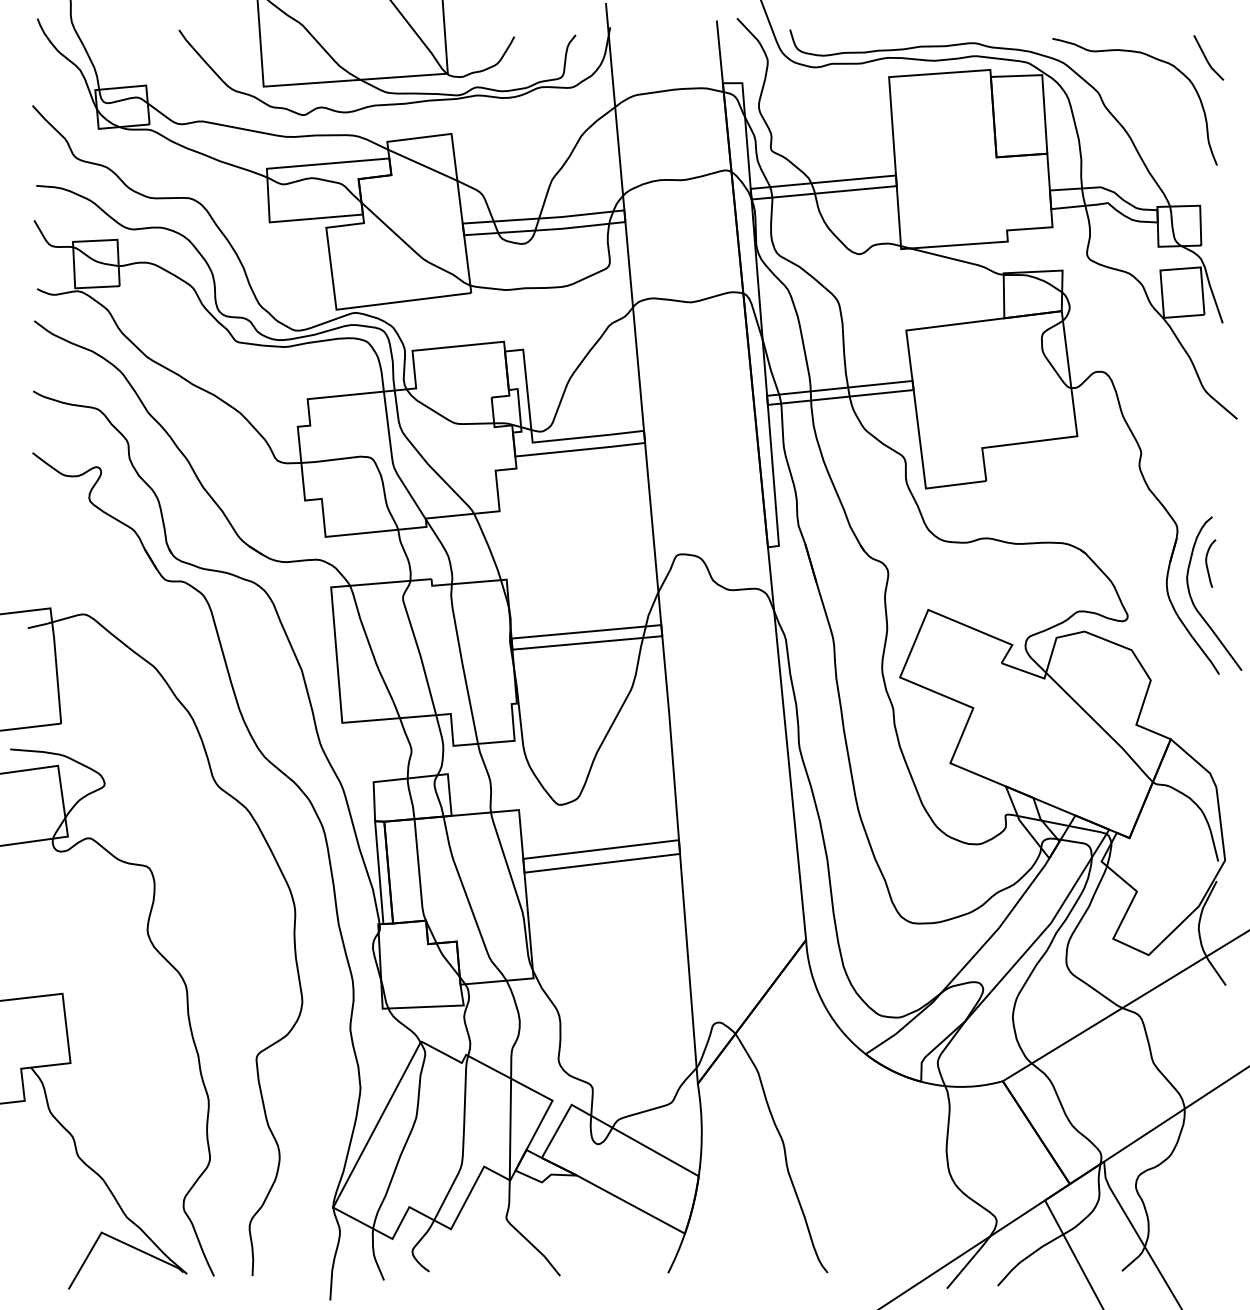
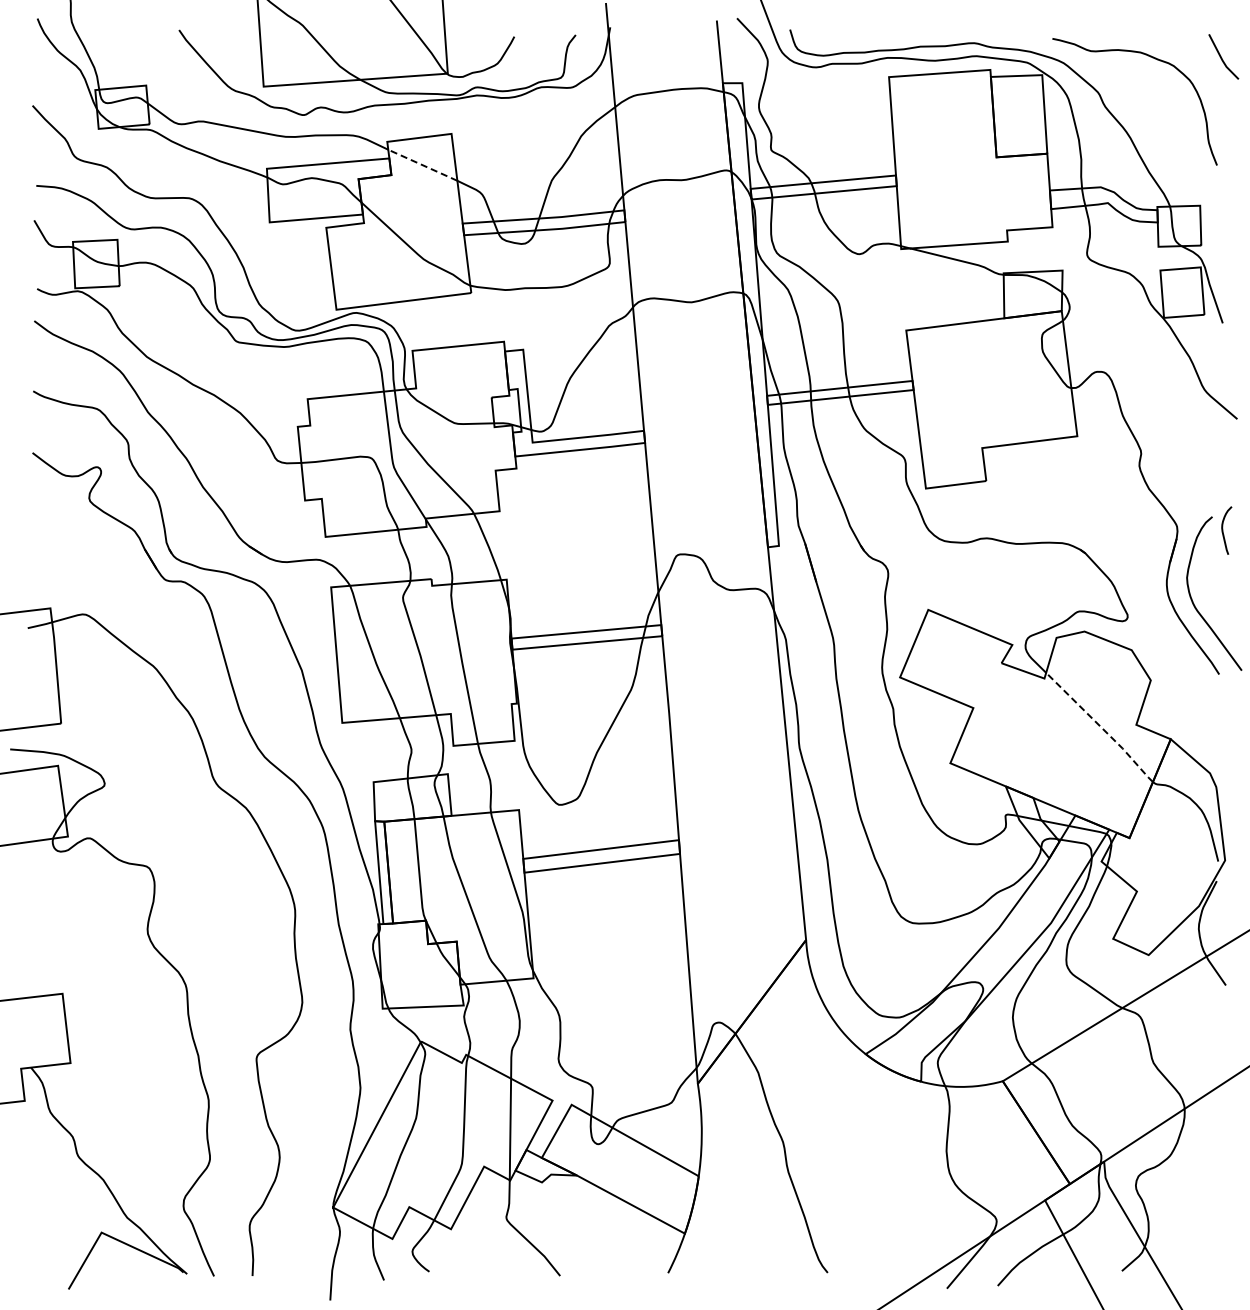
line position: (1206, 57) -> (1221, 56) (1221, 56)
line: solid -> dashed (422, 165)
curve position: (1207, 563) -> (1223, 530) (1223, 530)
line: solid -> dashed (1101, 727)
